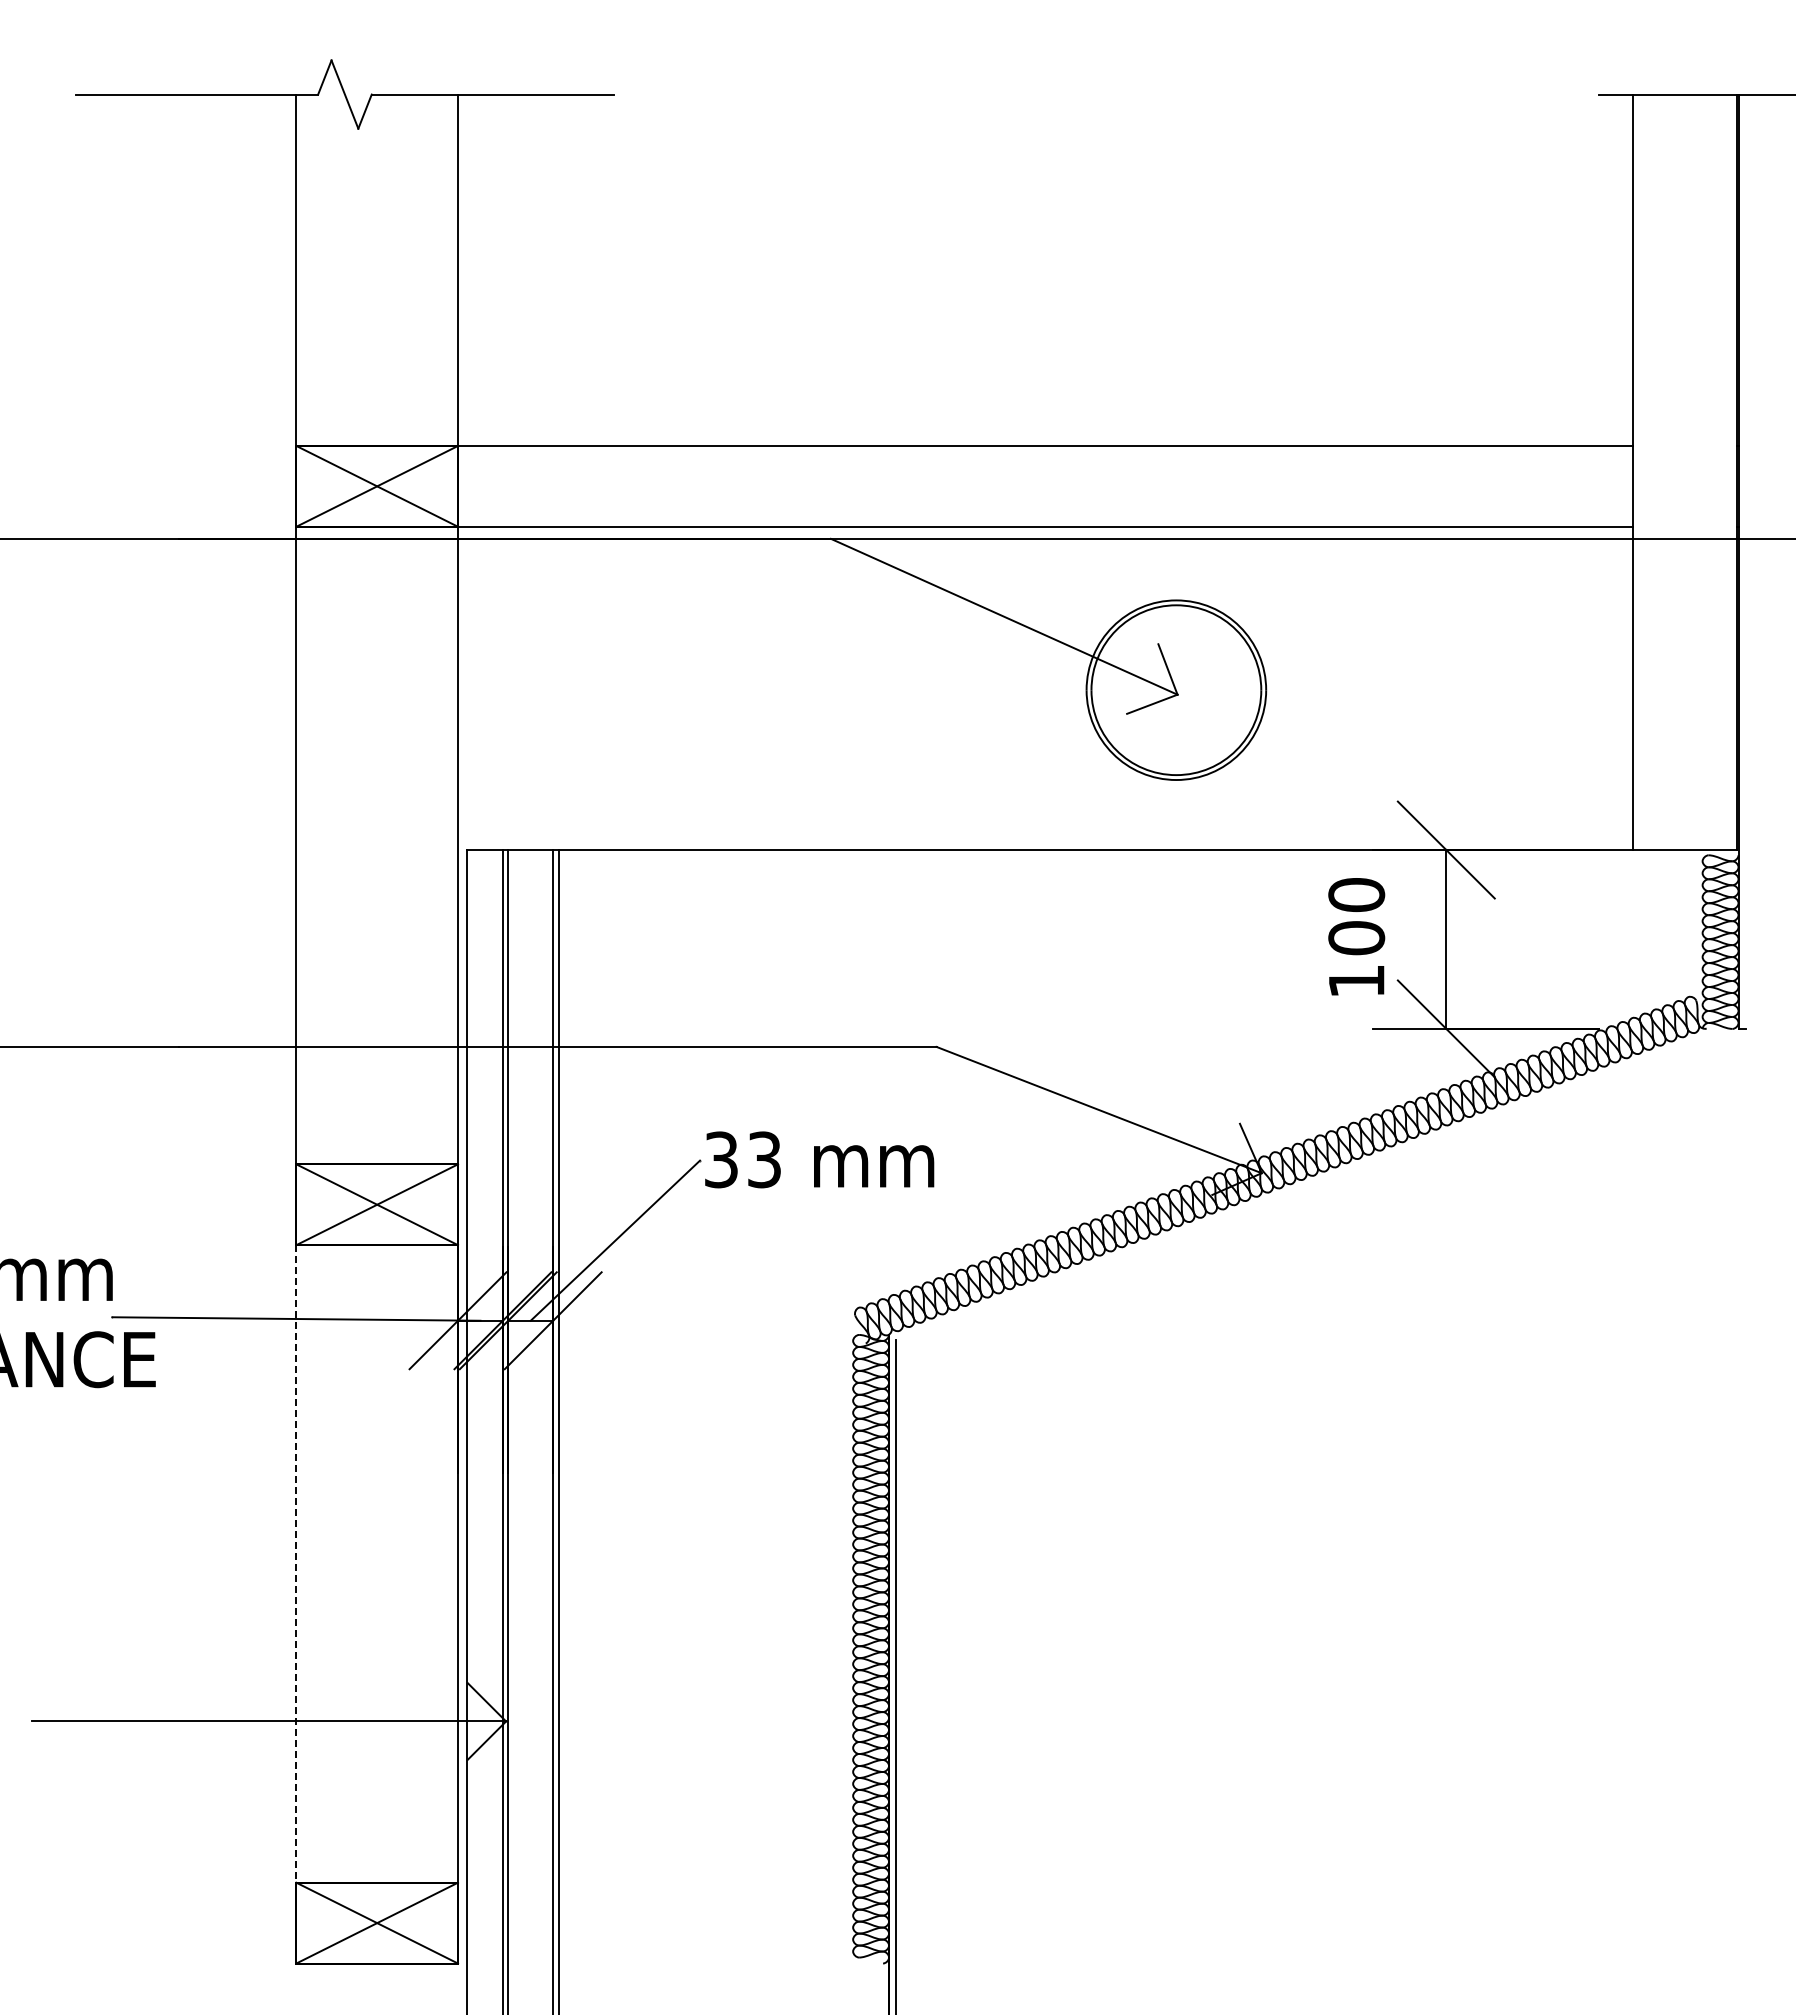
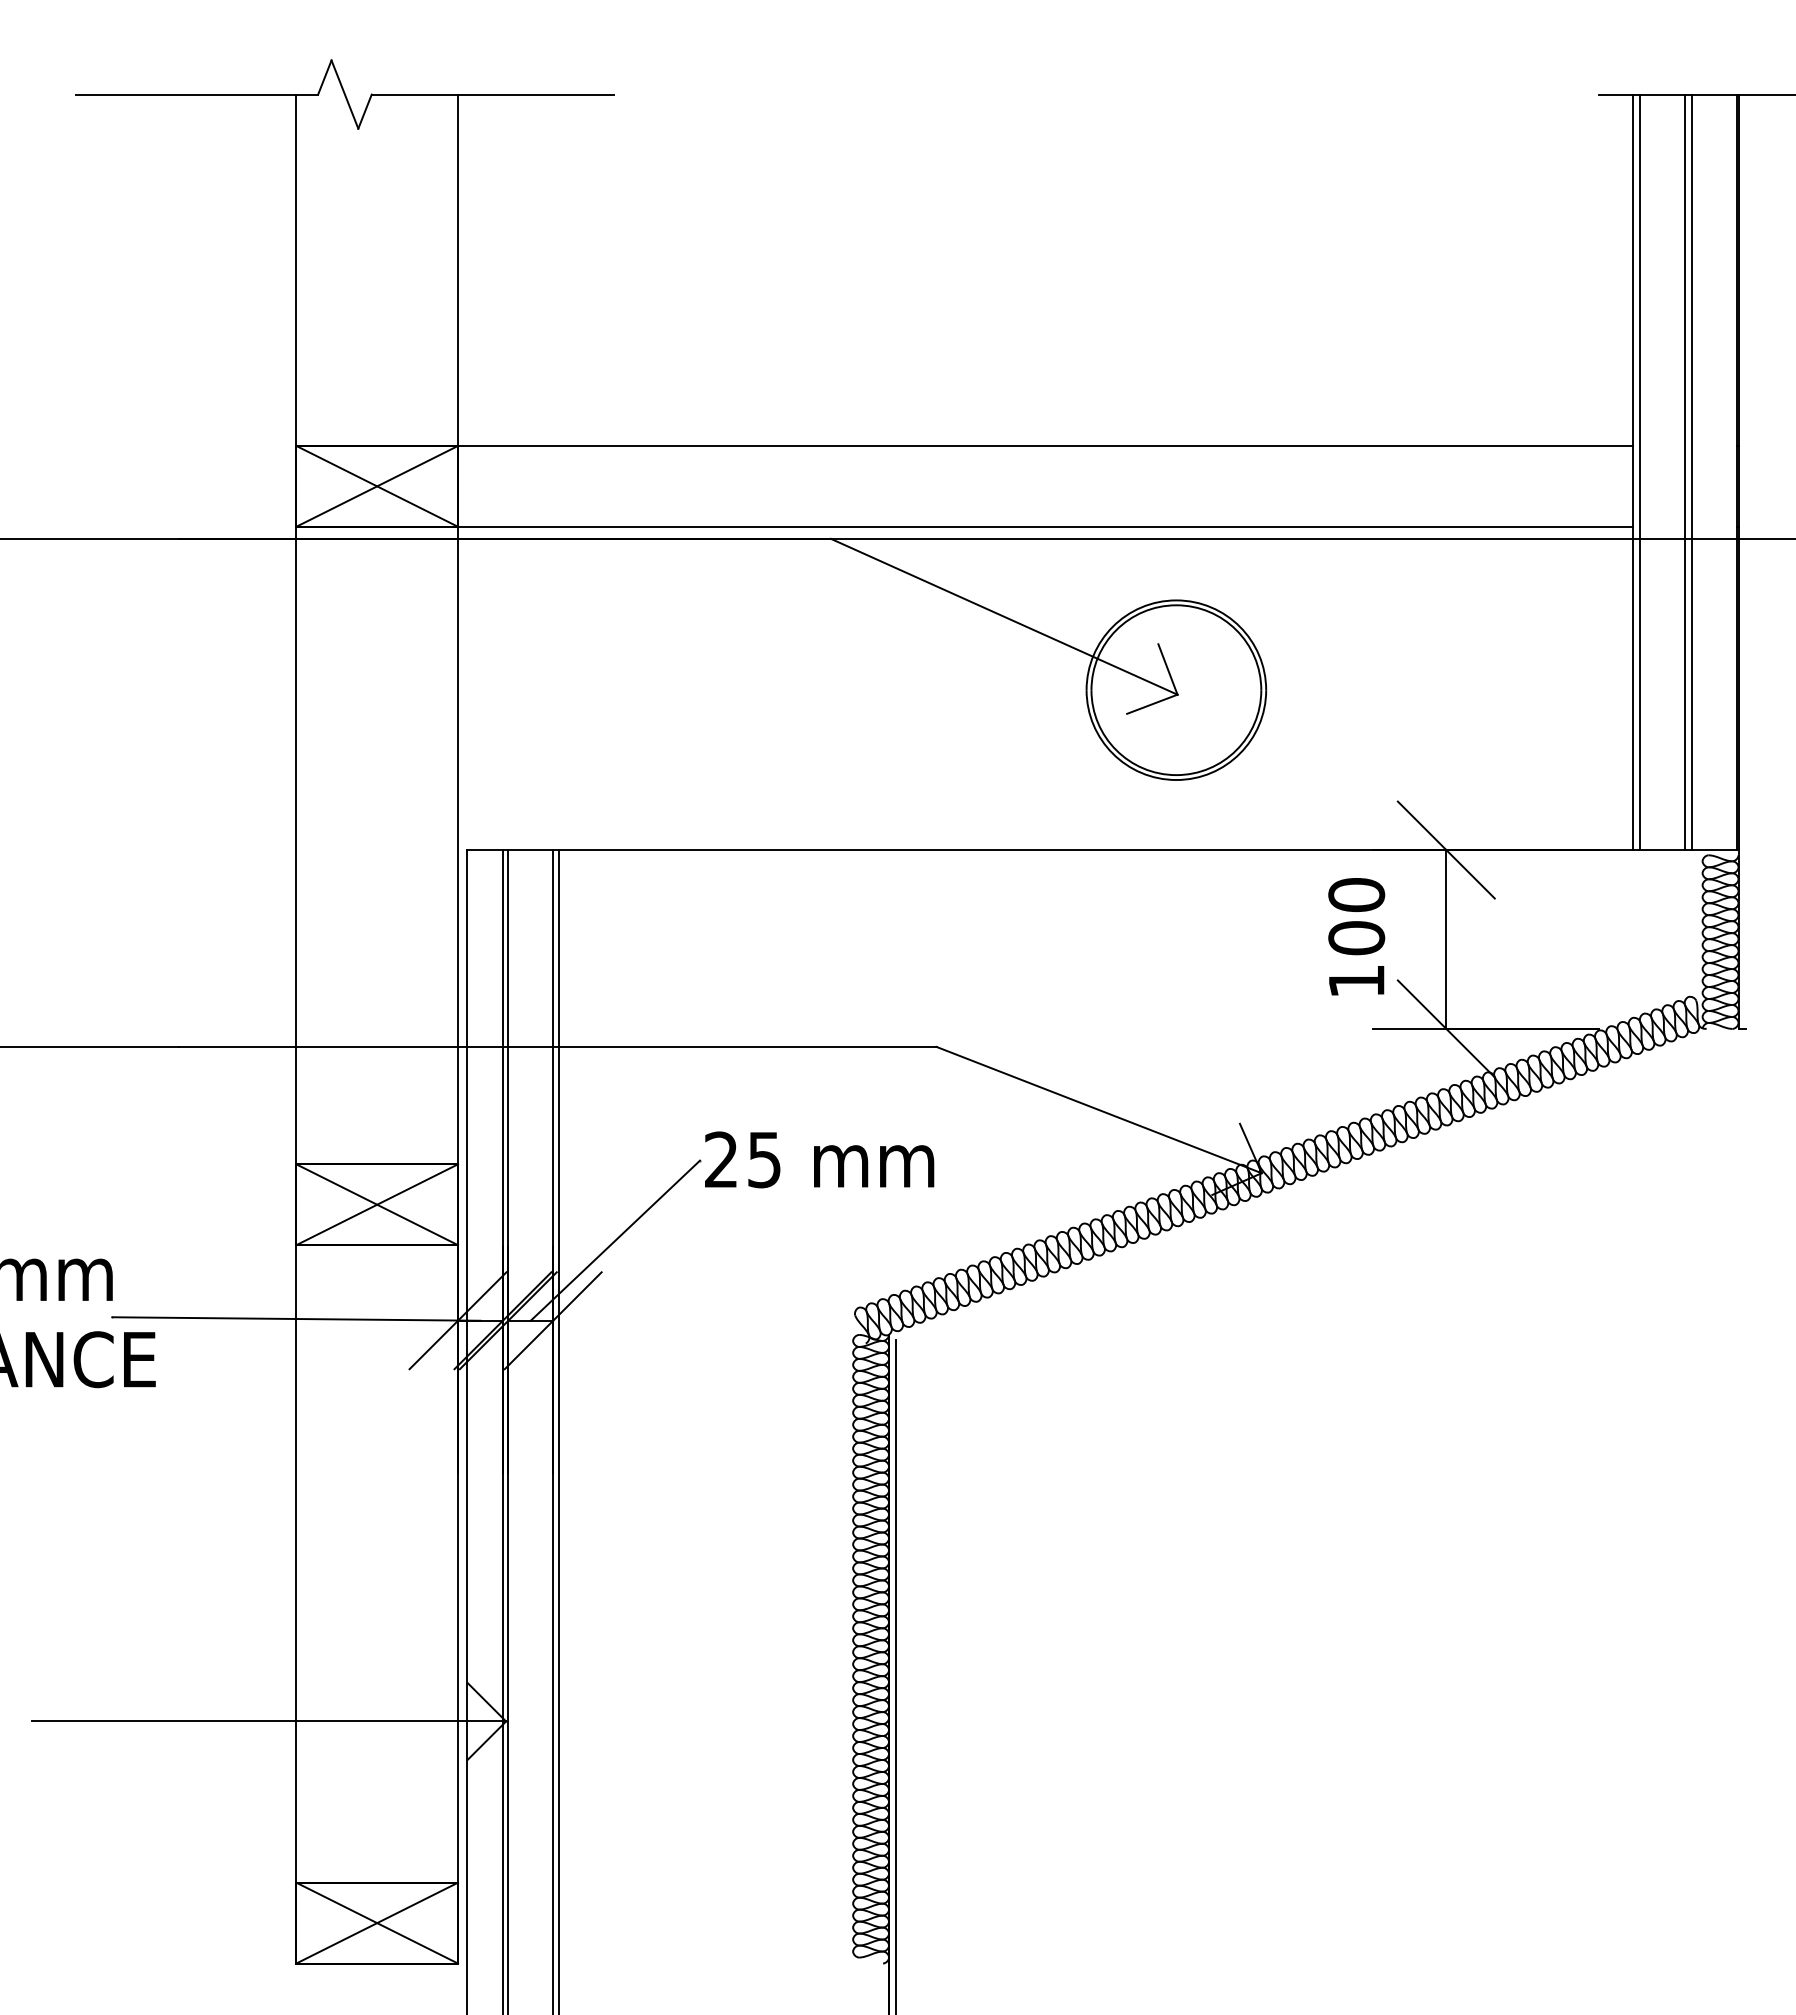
line: none -> present (1639, 472)
line: none -> present (1684, 472)
line: none -> present (1691, 472)
text: 33 -> 25 (742, 1159)
line: dashed -> solid (296, 1563)
